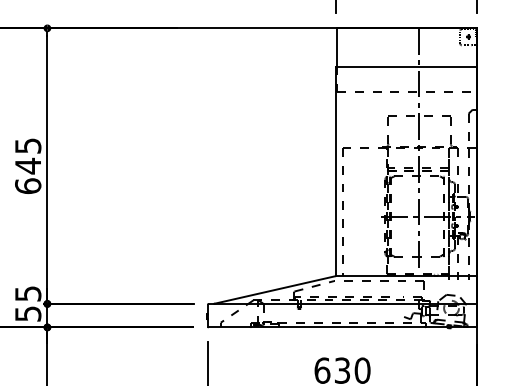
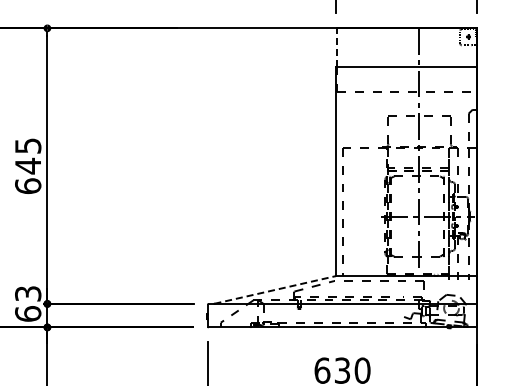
line: solid -> dashed (337, 47)
line: solid -> dashed (275, 289)
text: 55 -> 63 (28, 303)
